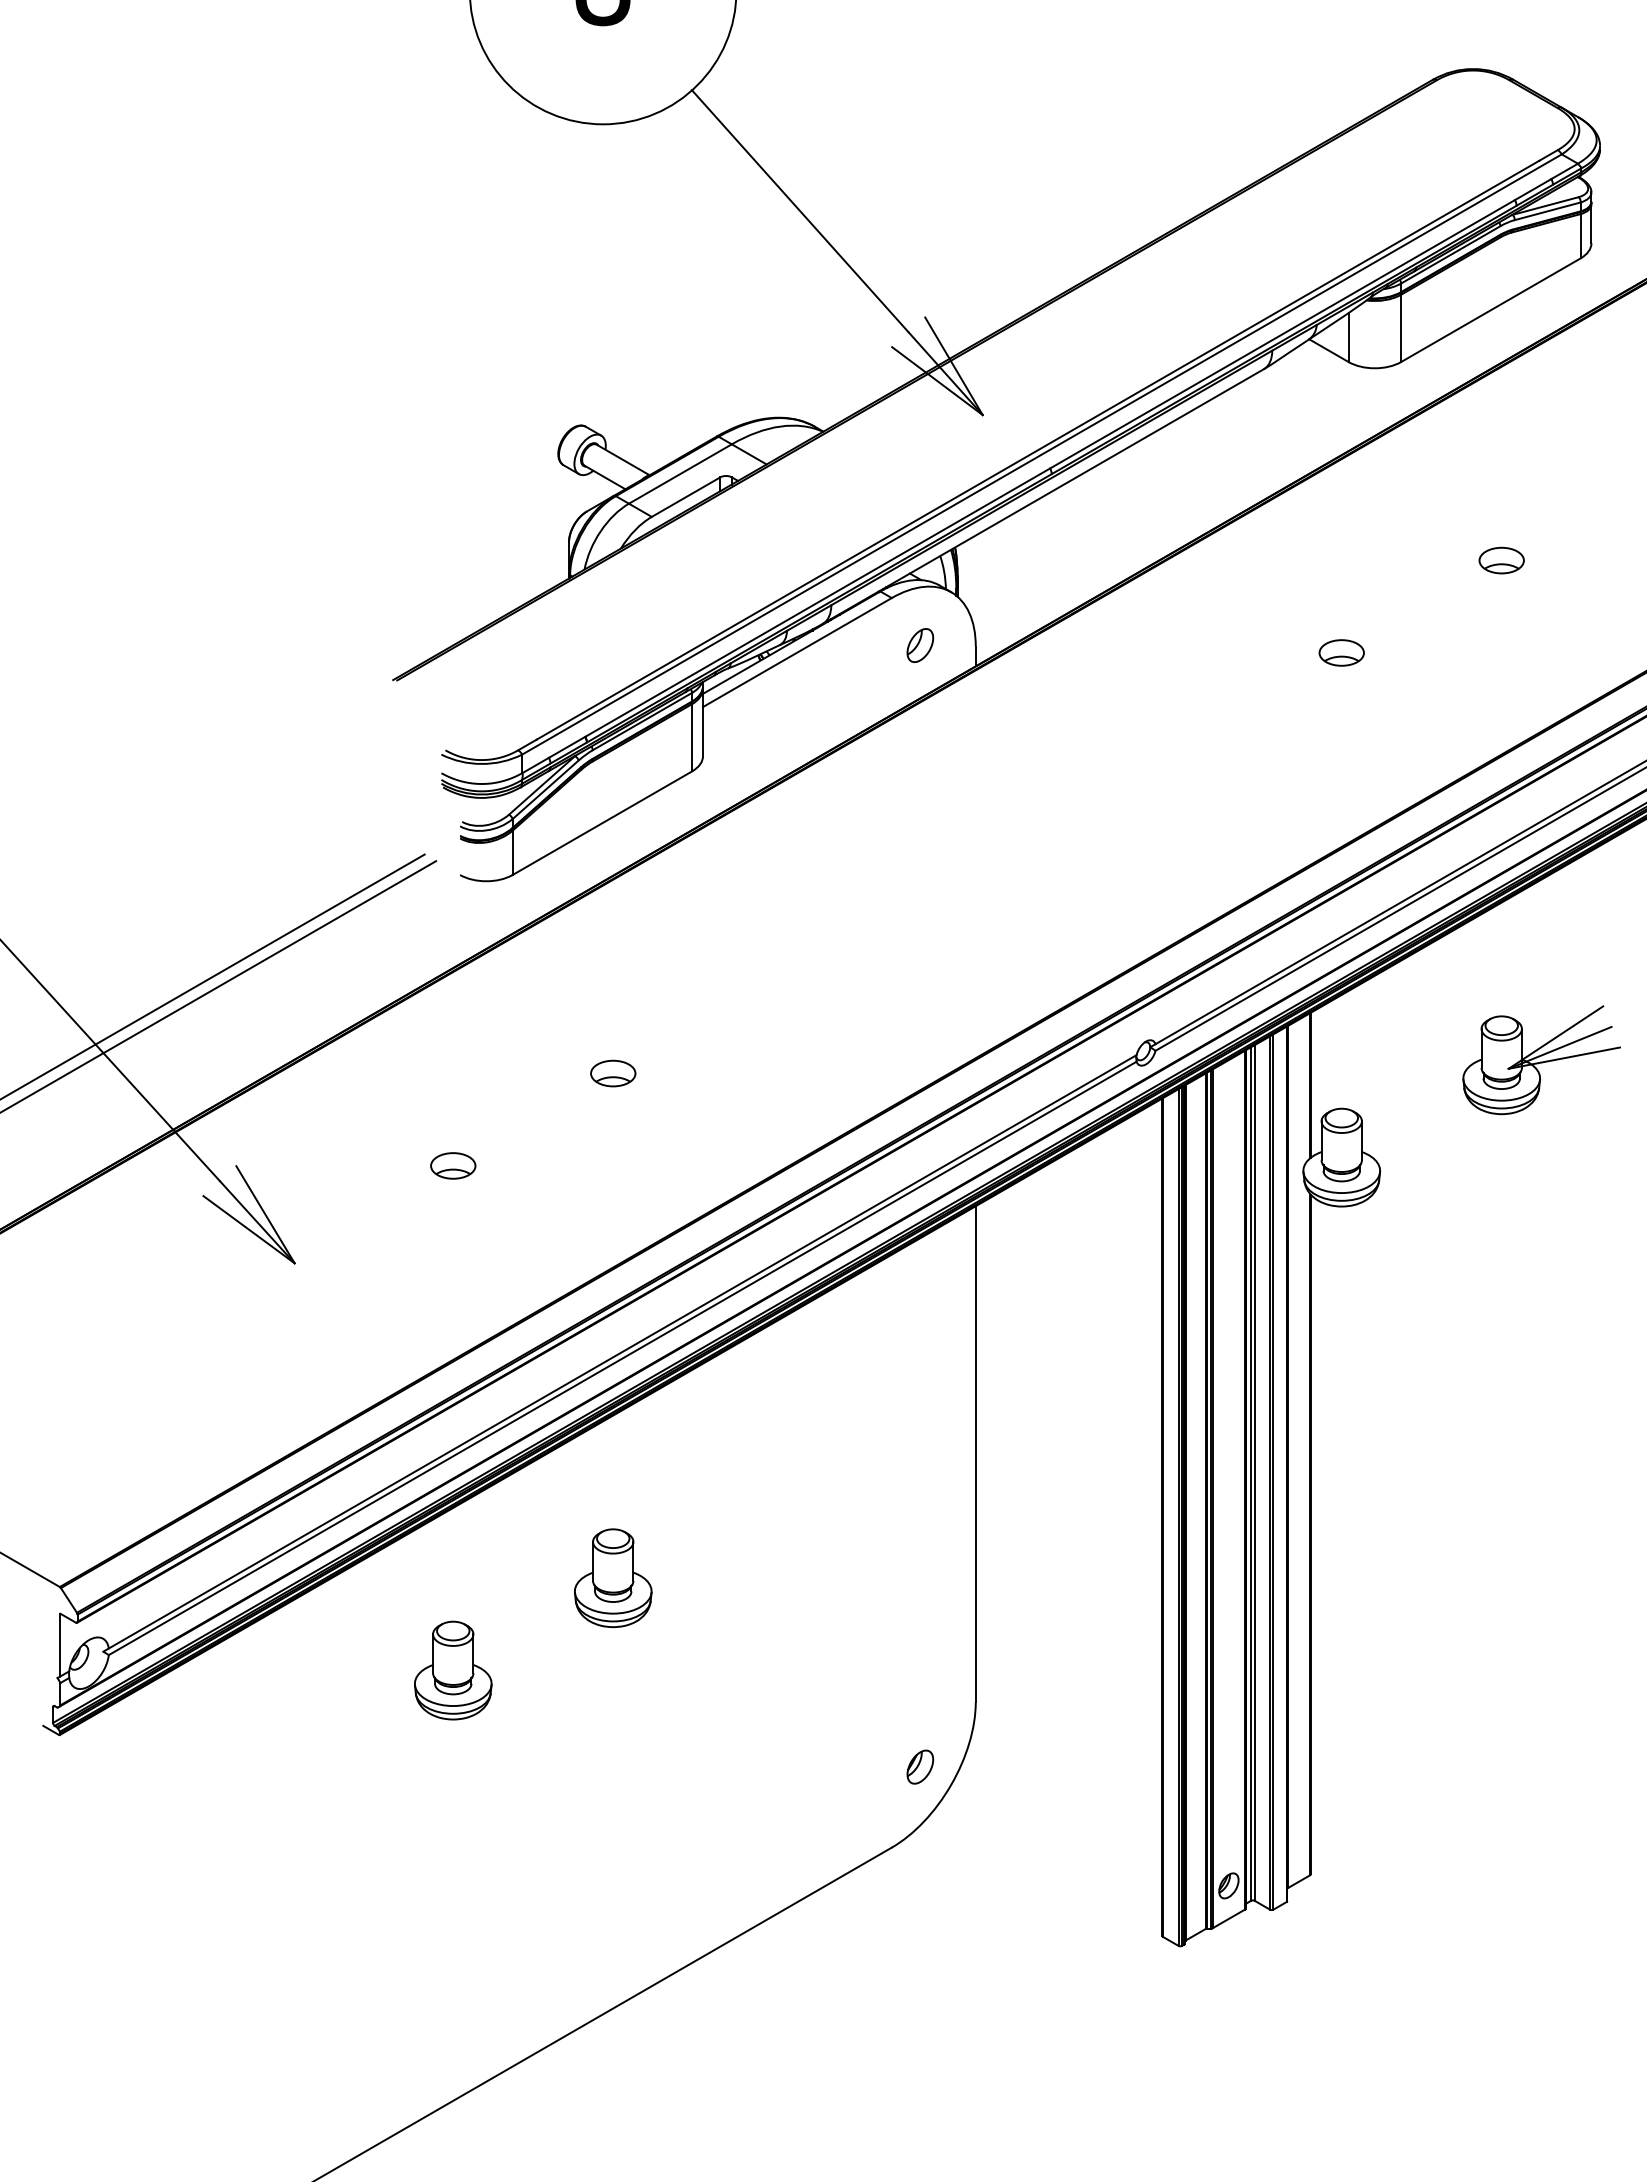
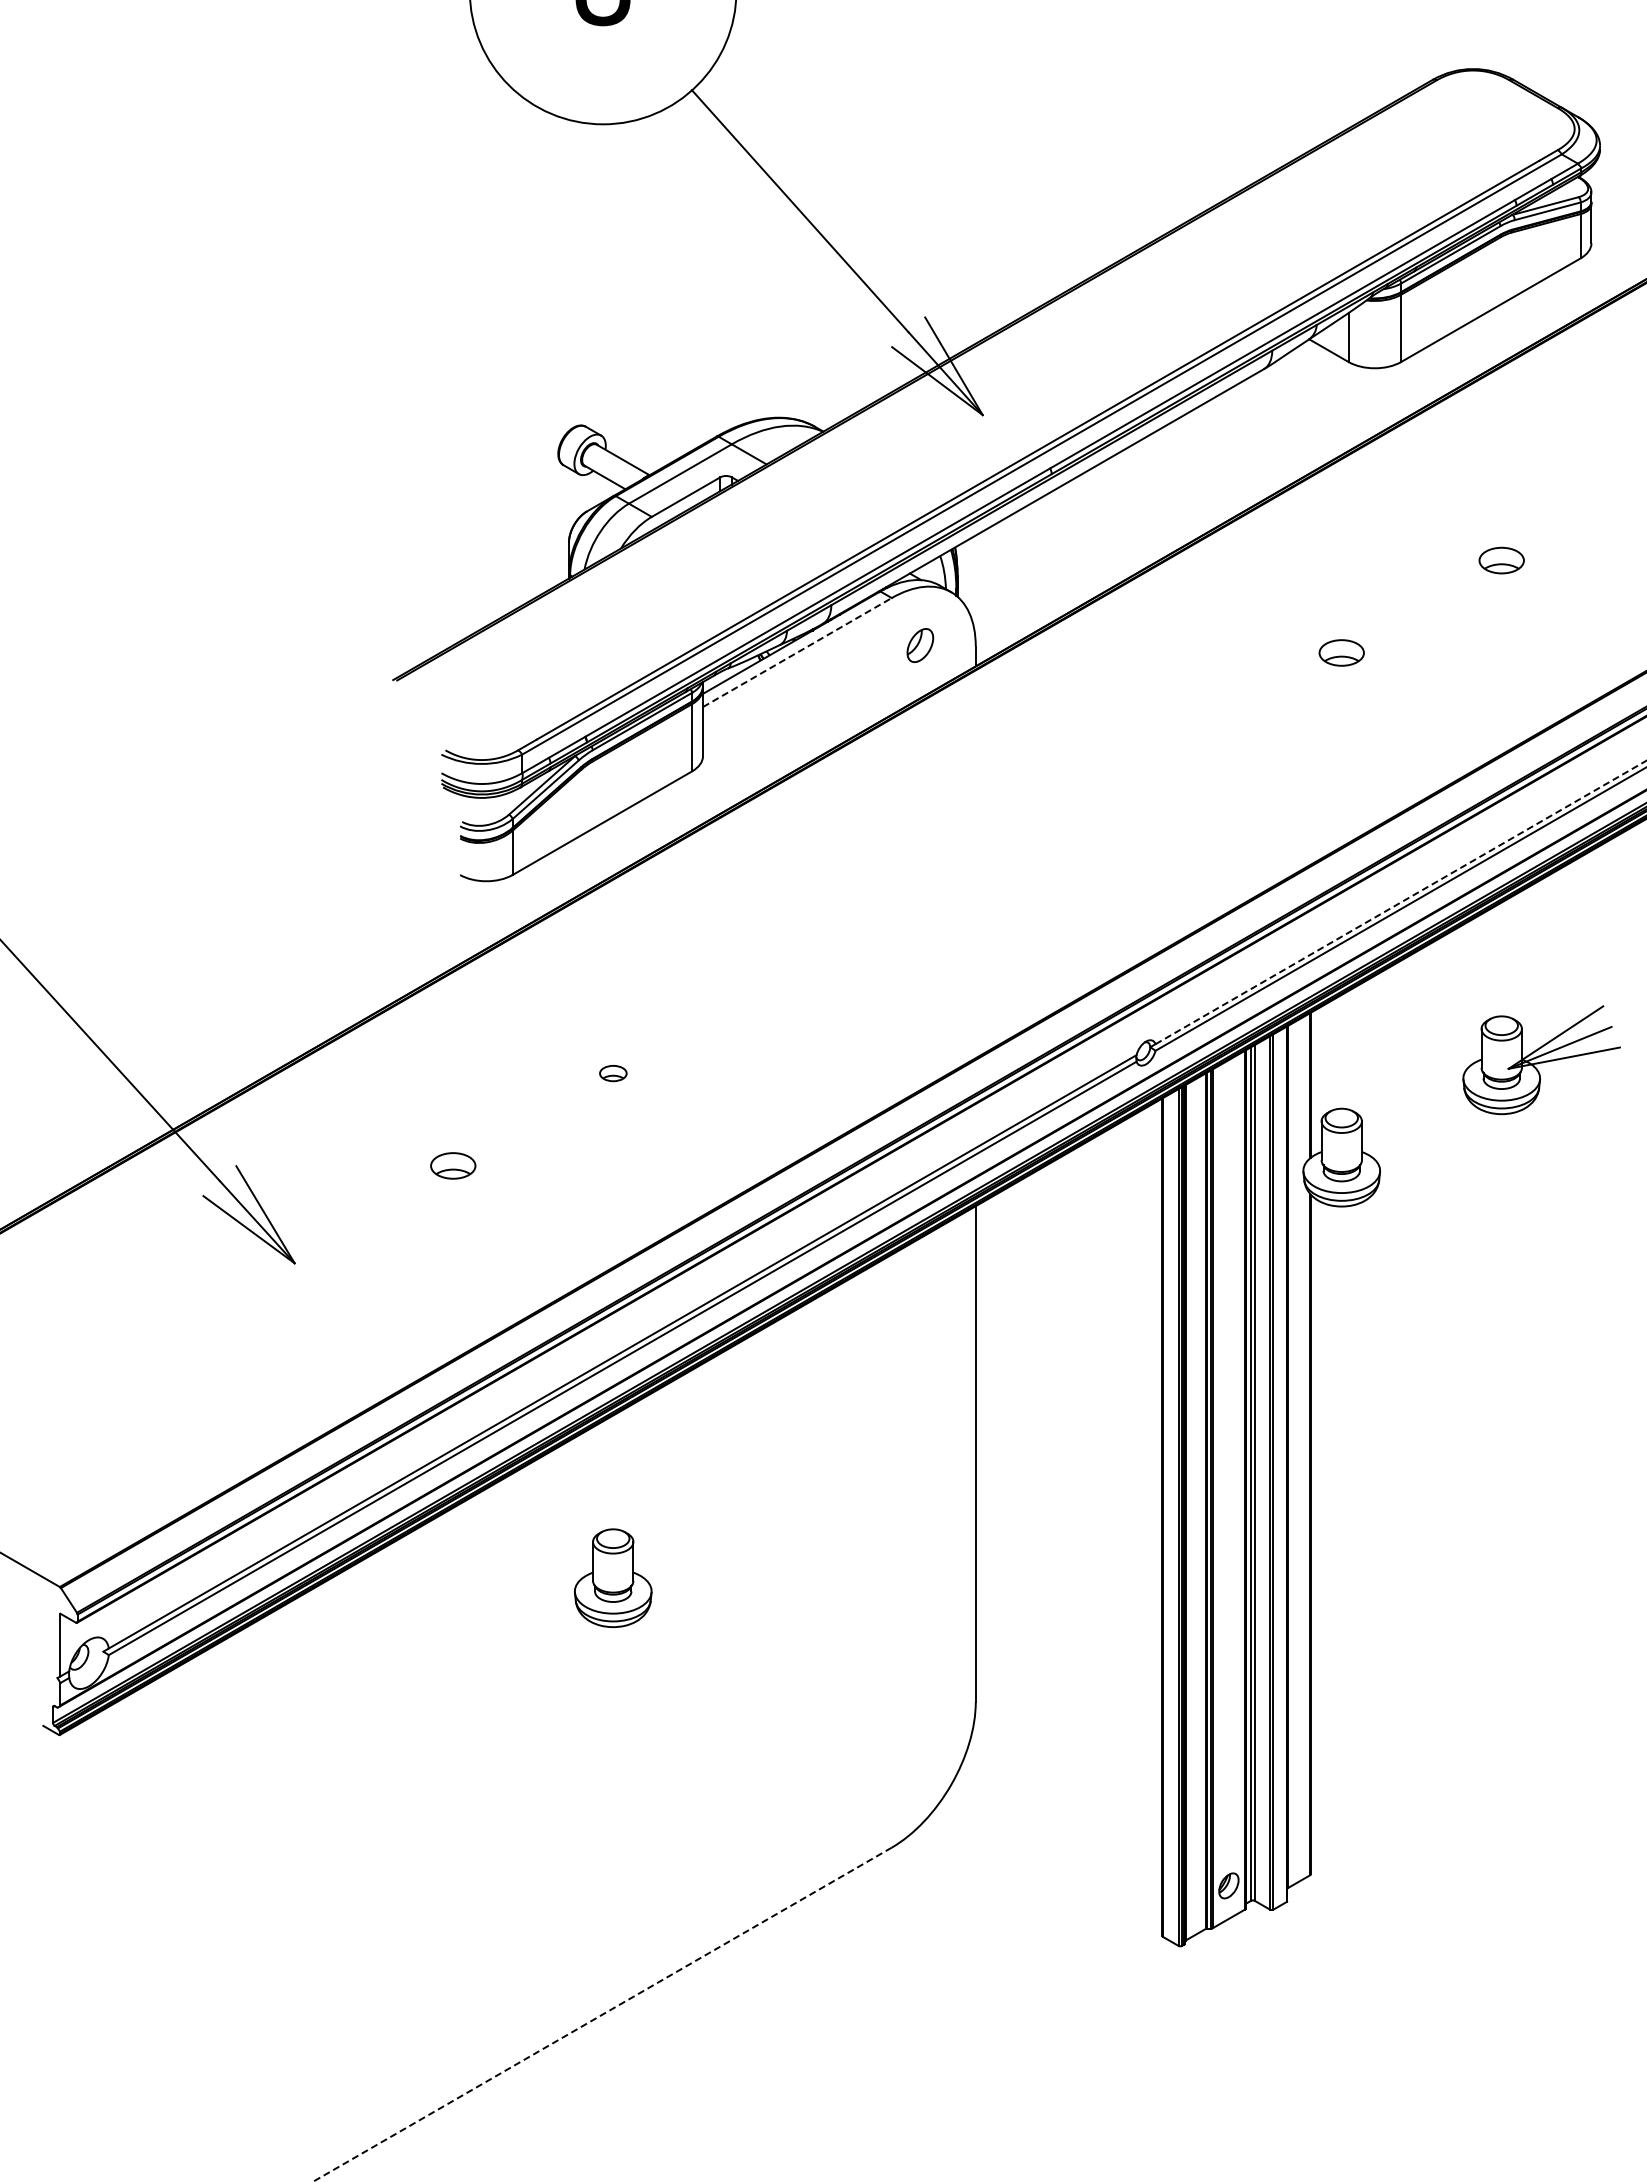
line: solid -> dashed (797, 652)
line: solid -> dashed (1401, 902)
line: present -> none (213, 976)
line: present -> none (219, 986)
part size: 47x29 px -> 29x18 px (613, 1073)
part: present -> none (453, 1670)
part: present -> none (920, 1766)
line: solid -> dashed (602, 2014)
